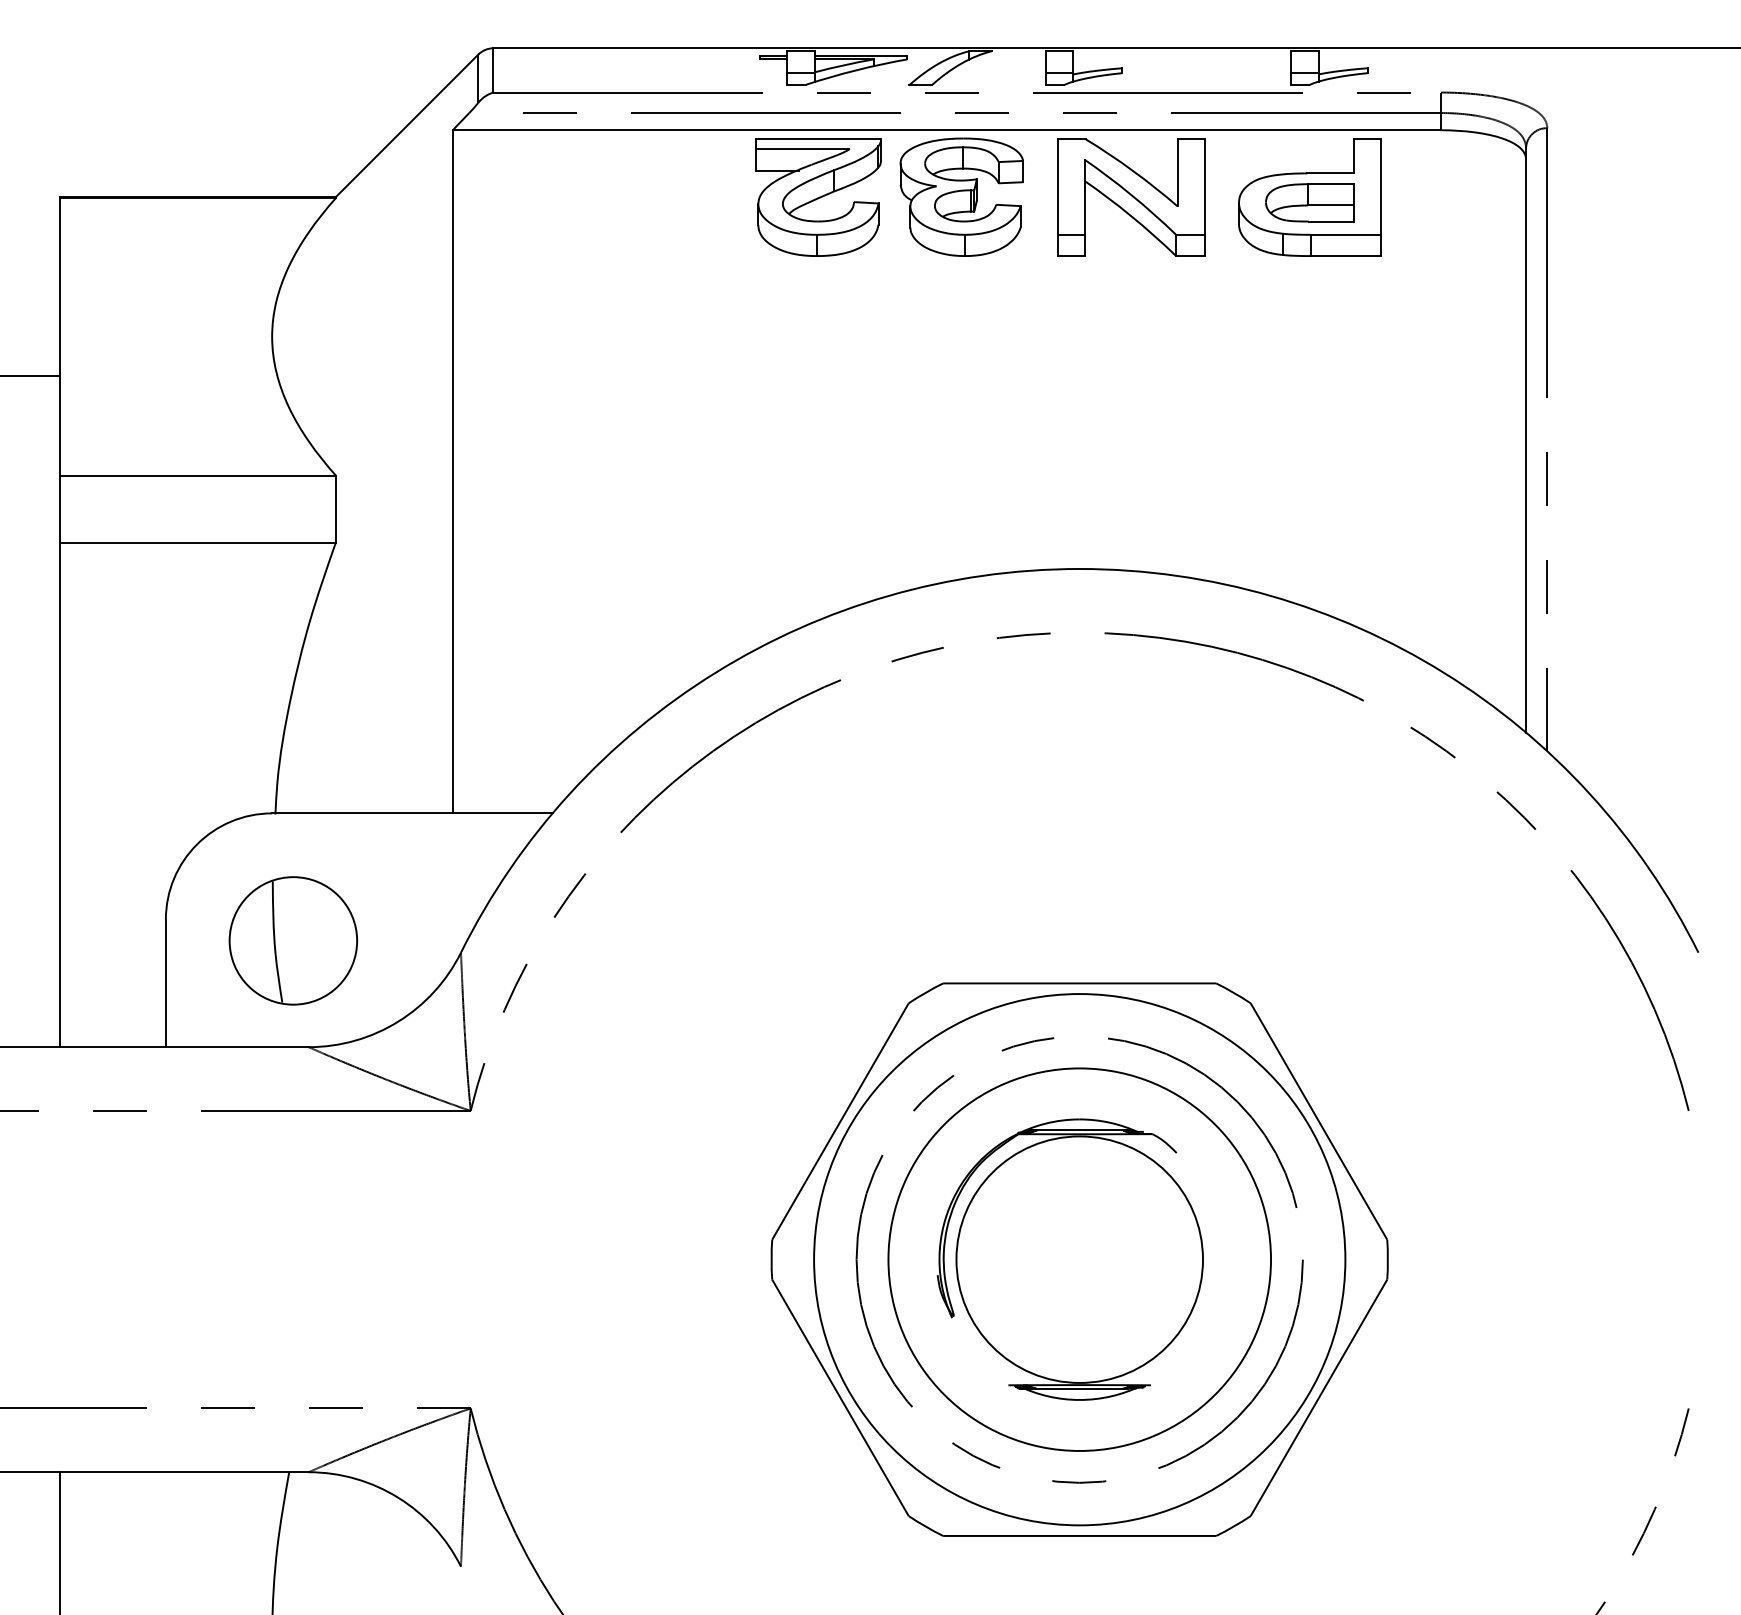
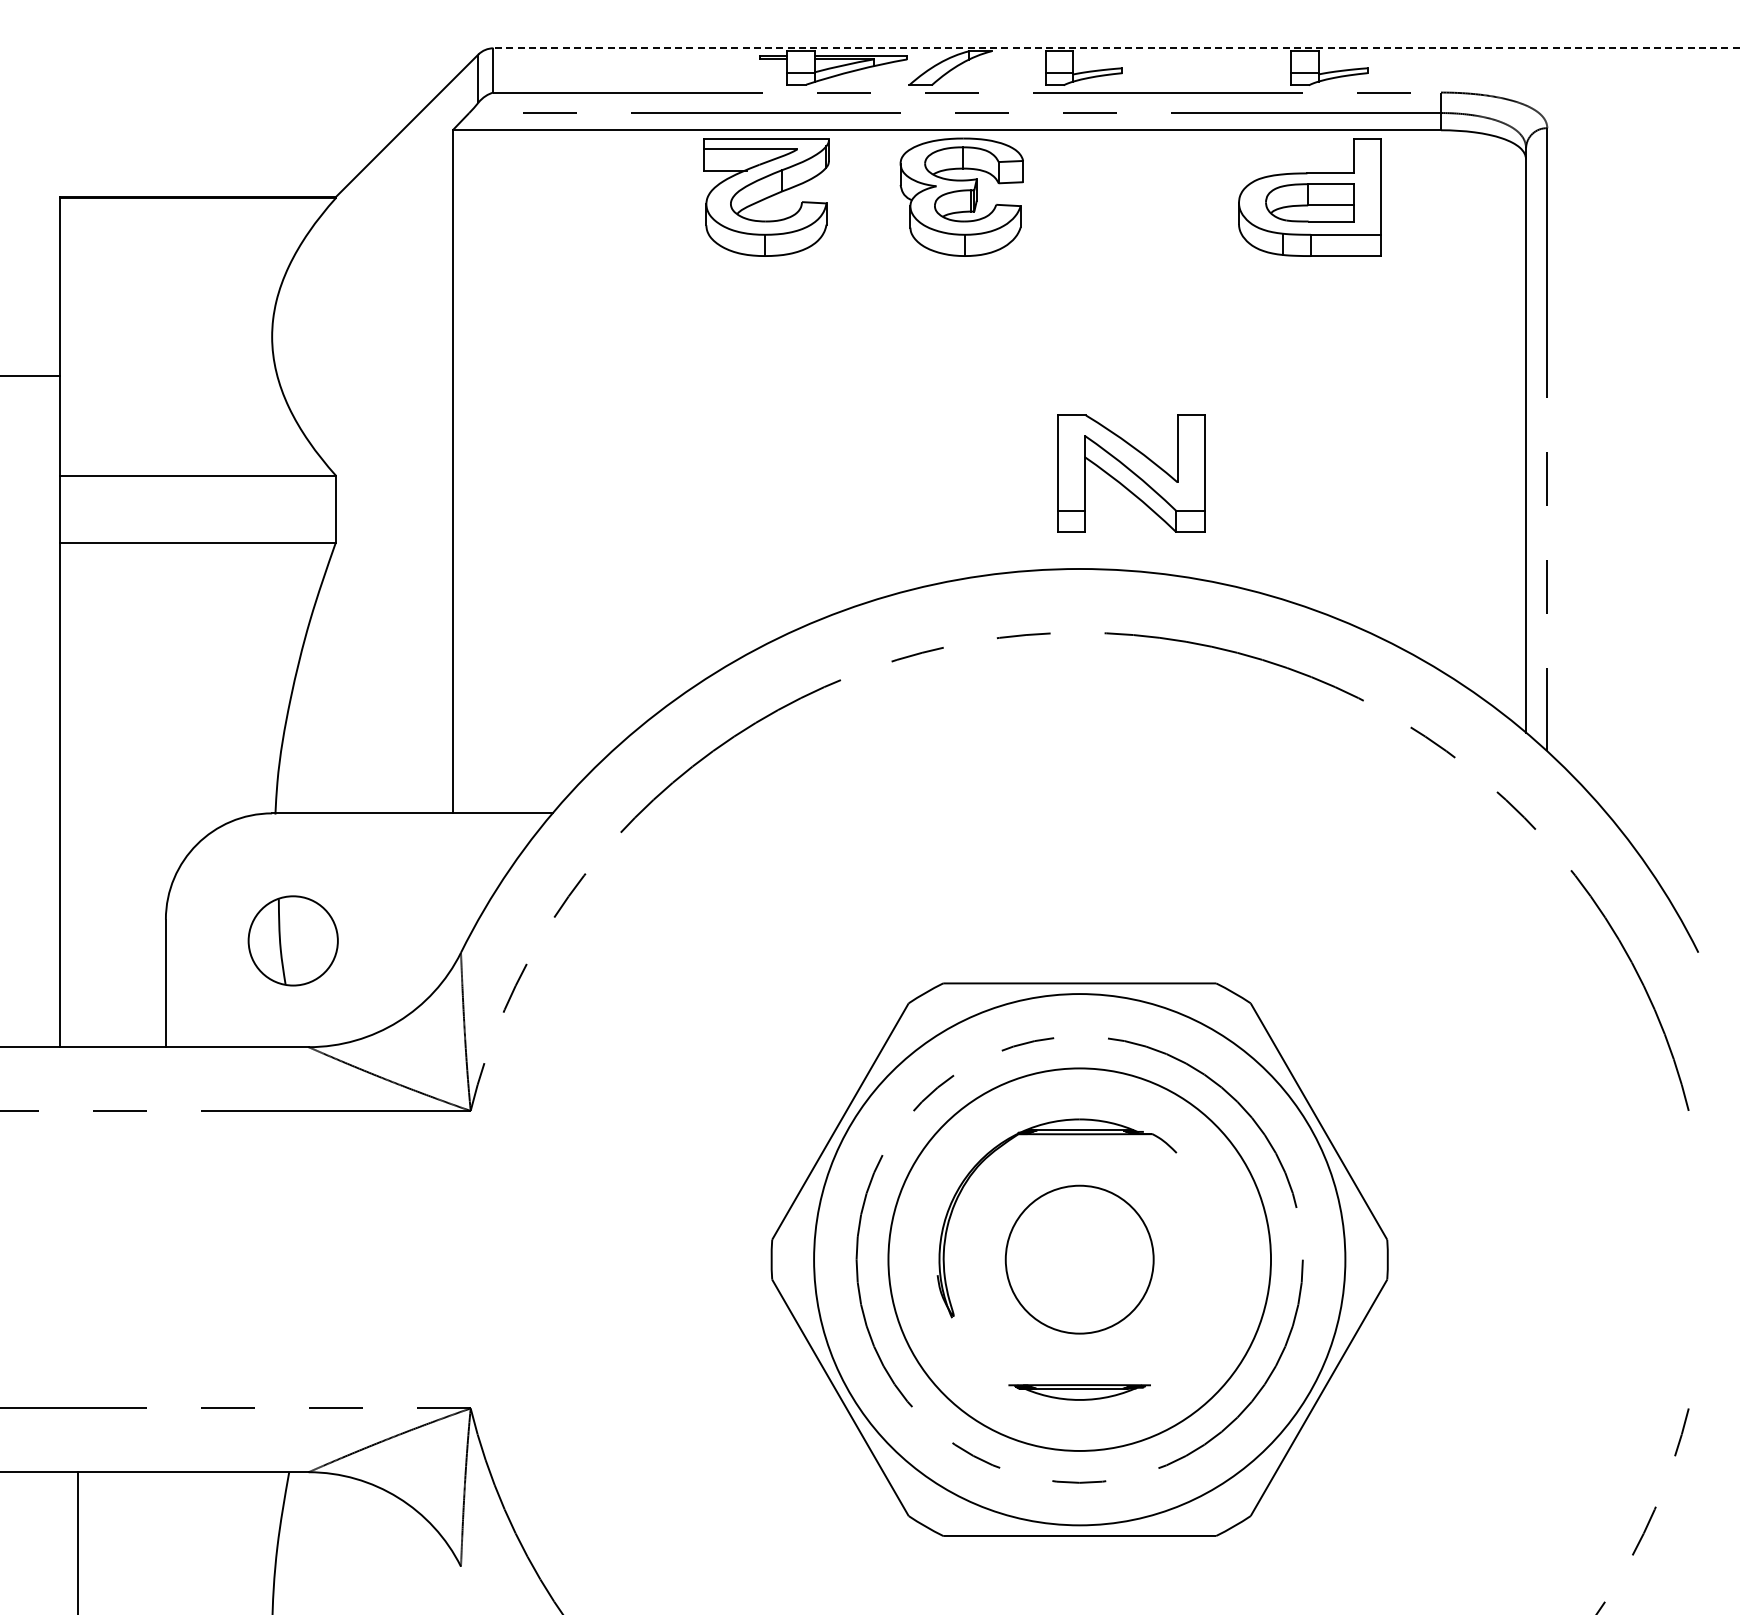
line: solid -> dashed (1116, 48)
part position: (818, 197) -> (766, 197) (766, 197)
part position: (1131, 197) -> (1131, 473) (1131, 473)
part size: 130x130 px -> 92x92 px (292, 940)
circle diameter: 247 px -> 148 px (1079, 1259)
line position: (59, 1541) -> (77, 1541) (77, 1541)
